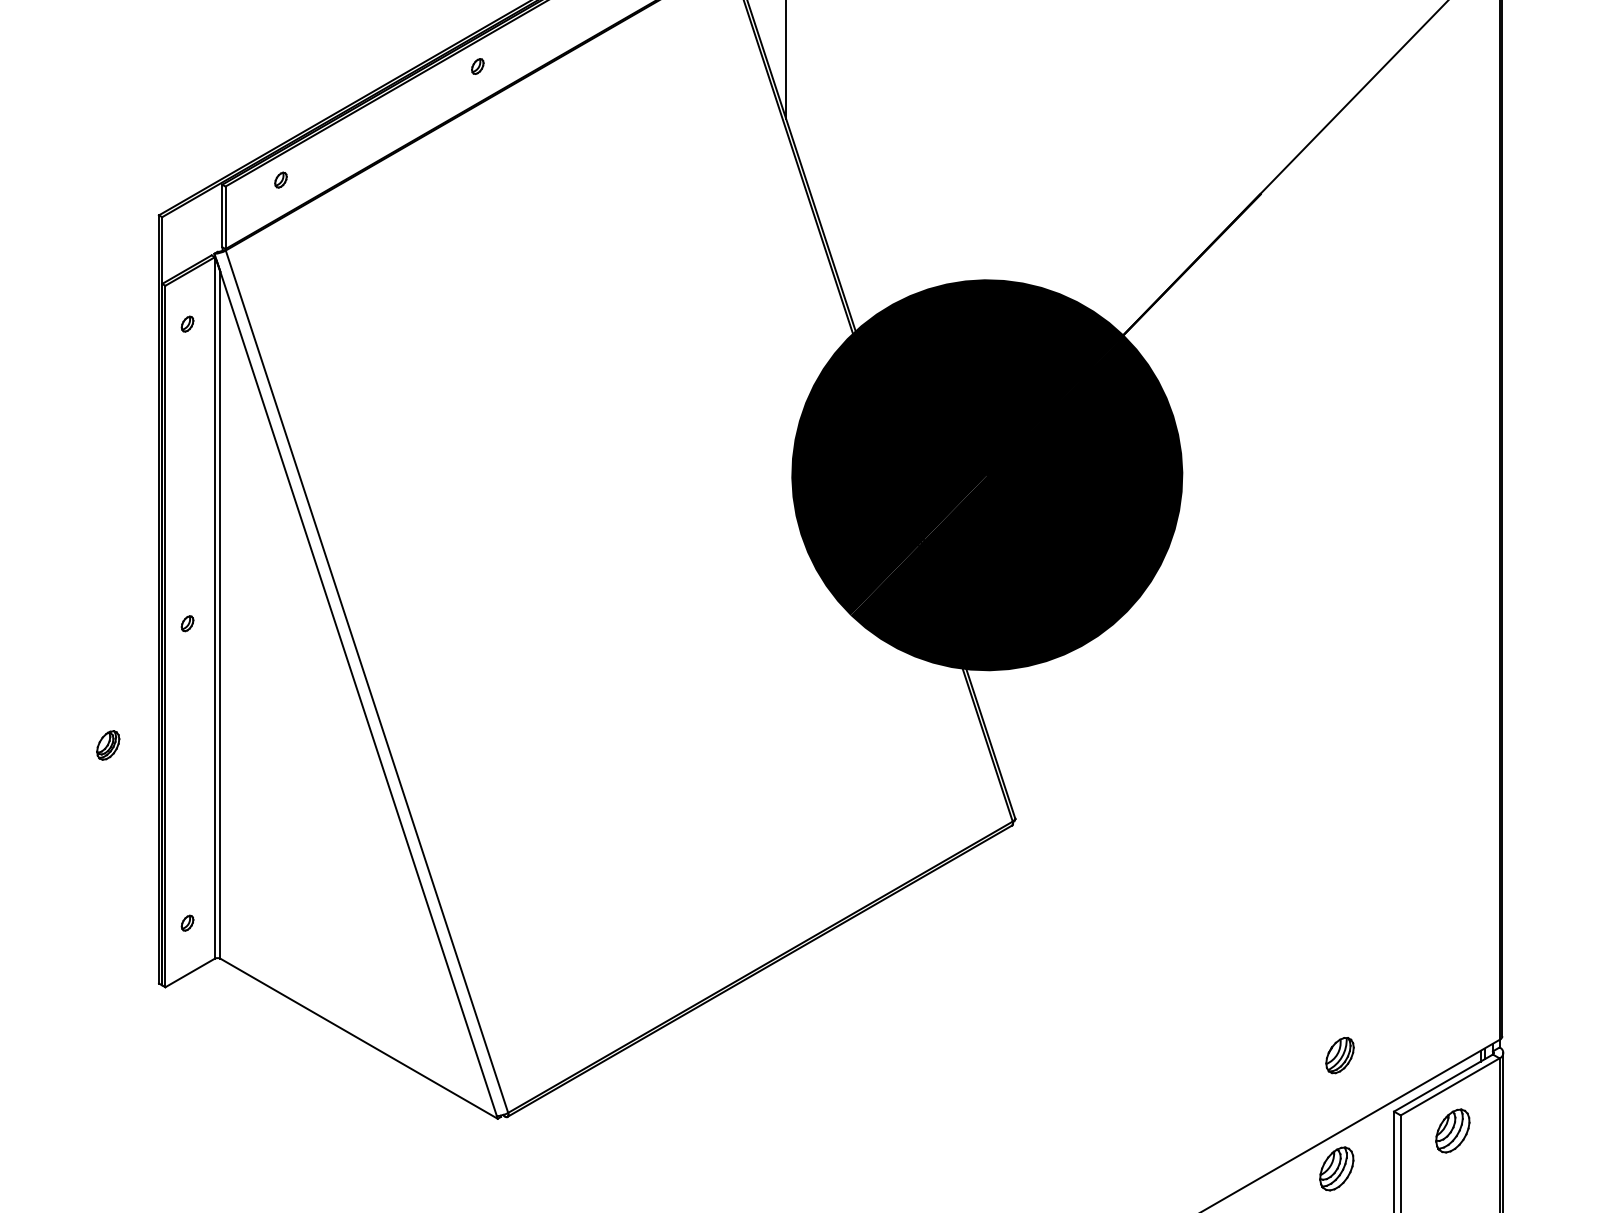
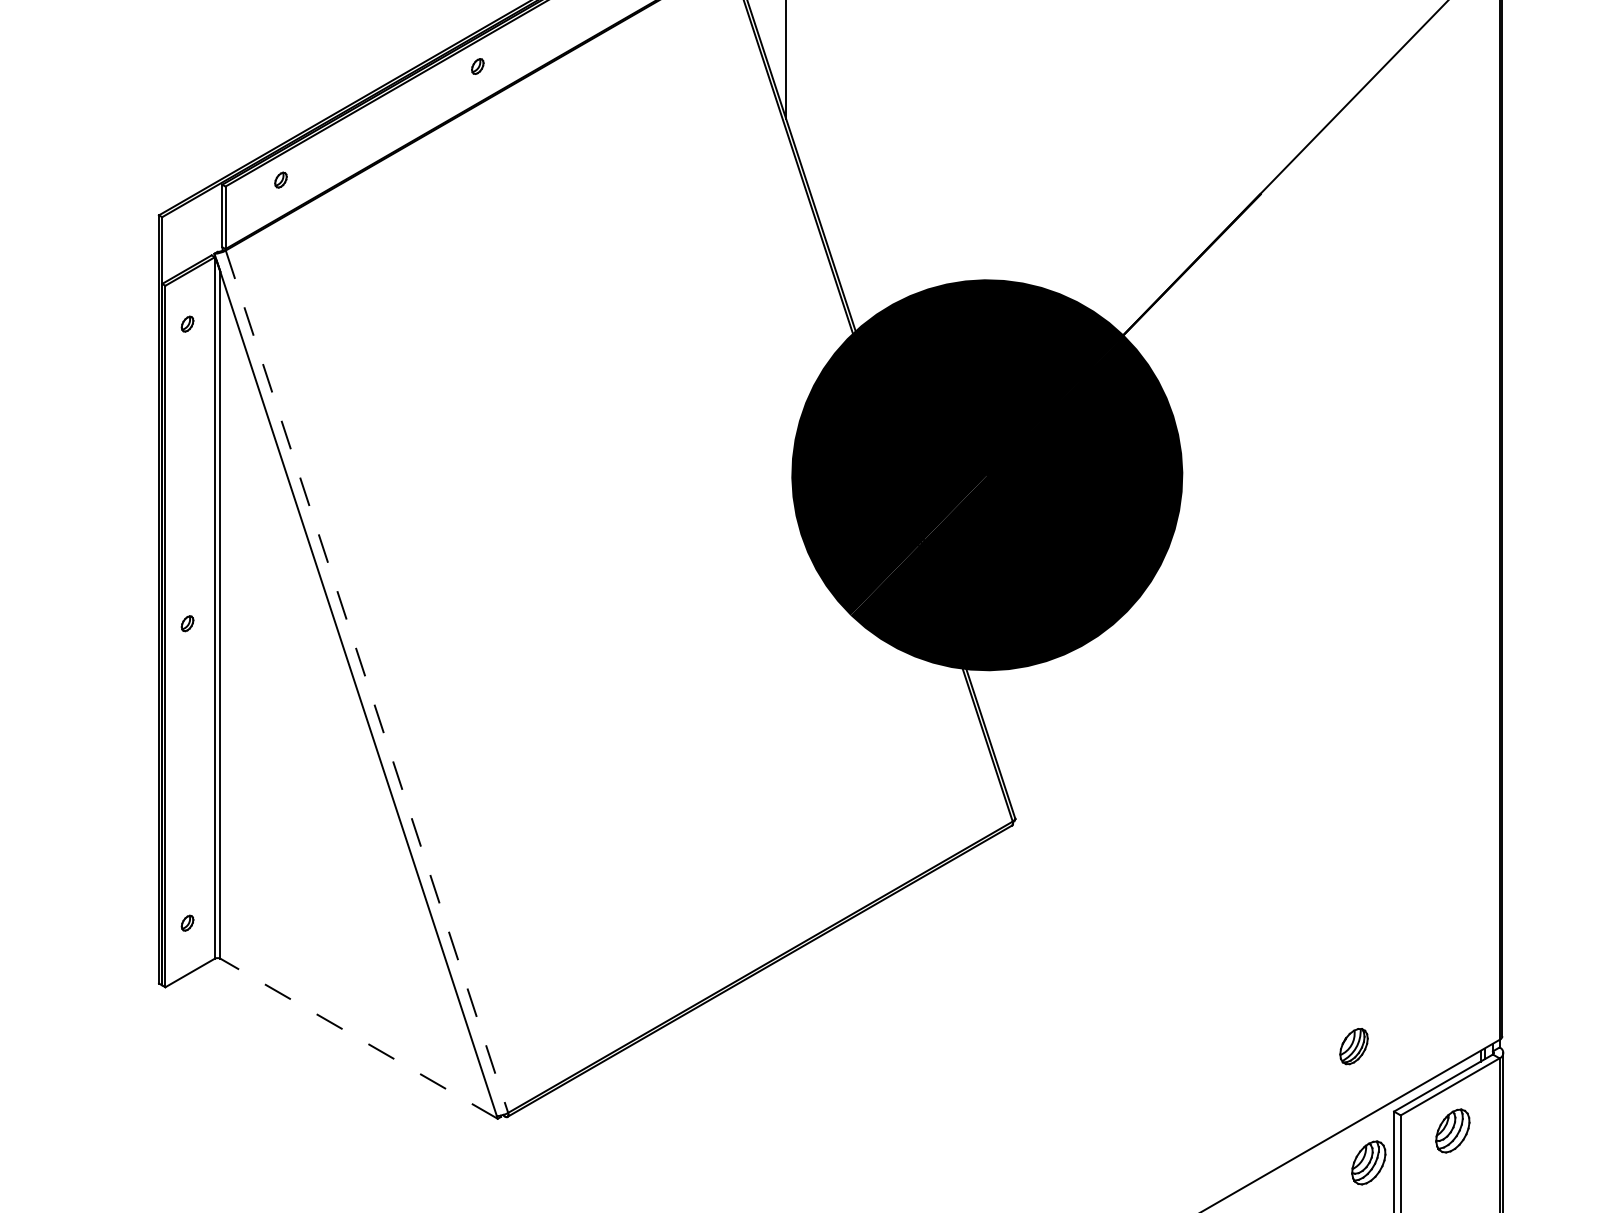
line: solid -> dashed (367, 681)
part: present -> none (108, 745)
line: solid -> dashed (358, 1038)
part position: (1339, 1055) -> (1353, 1046) (1353, 1046)
part position: (1336, 1168) -> (1368, 1162) (1368, 1162)
